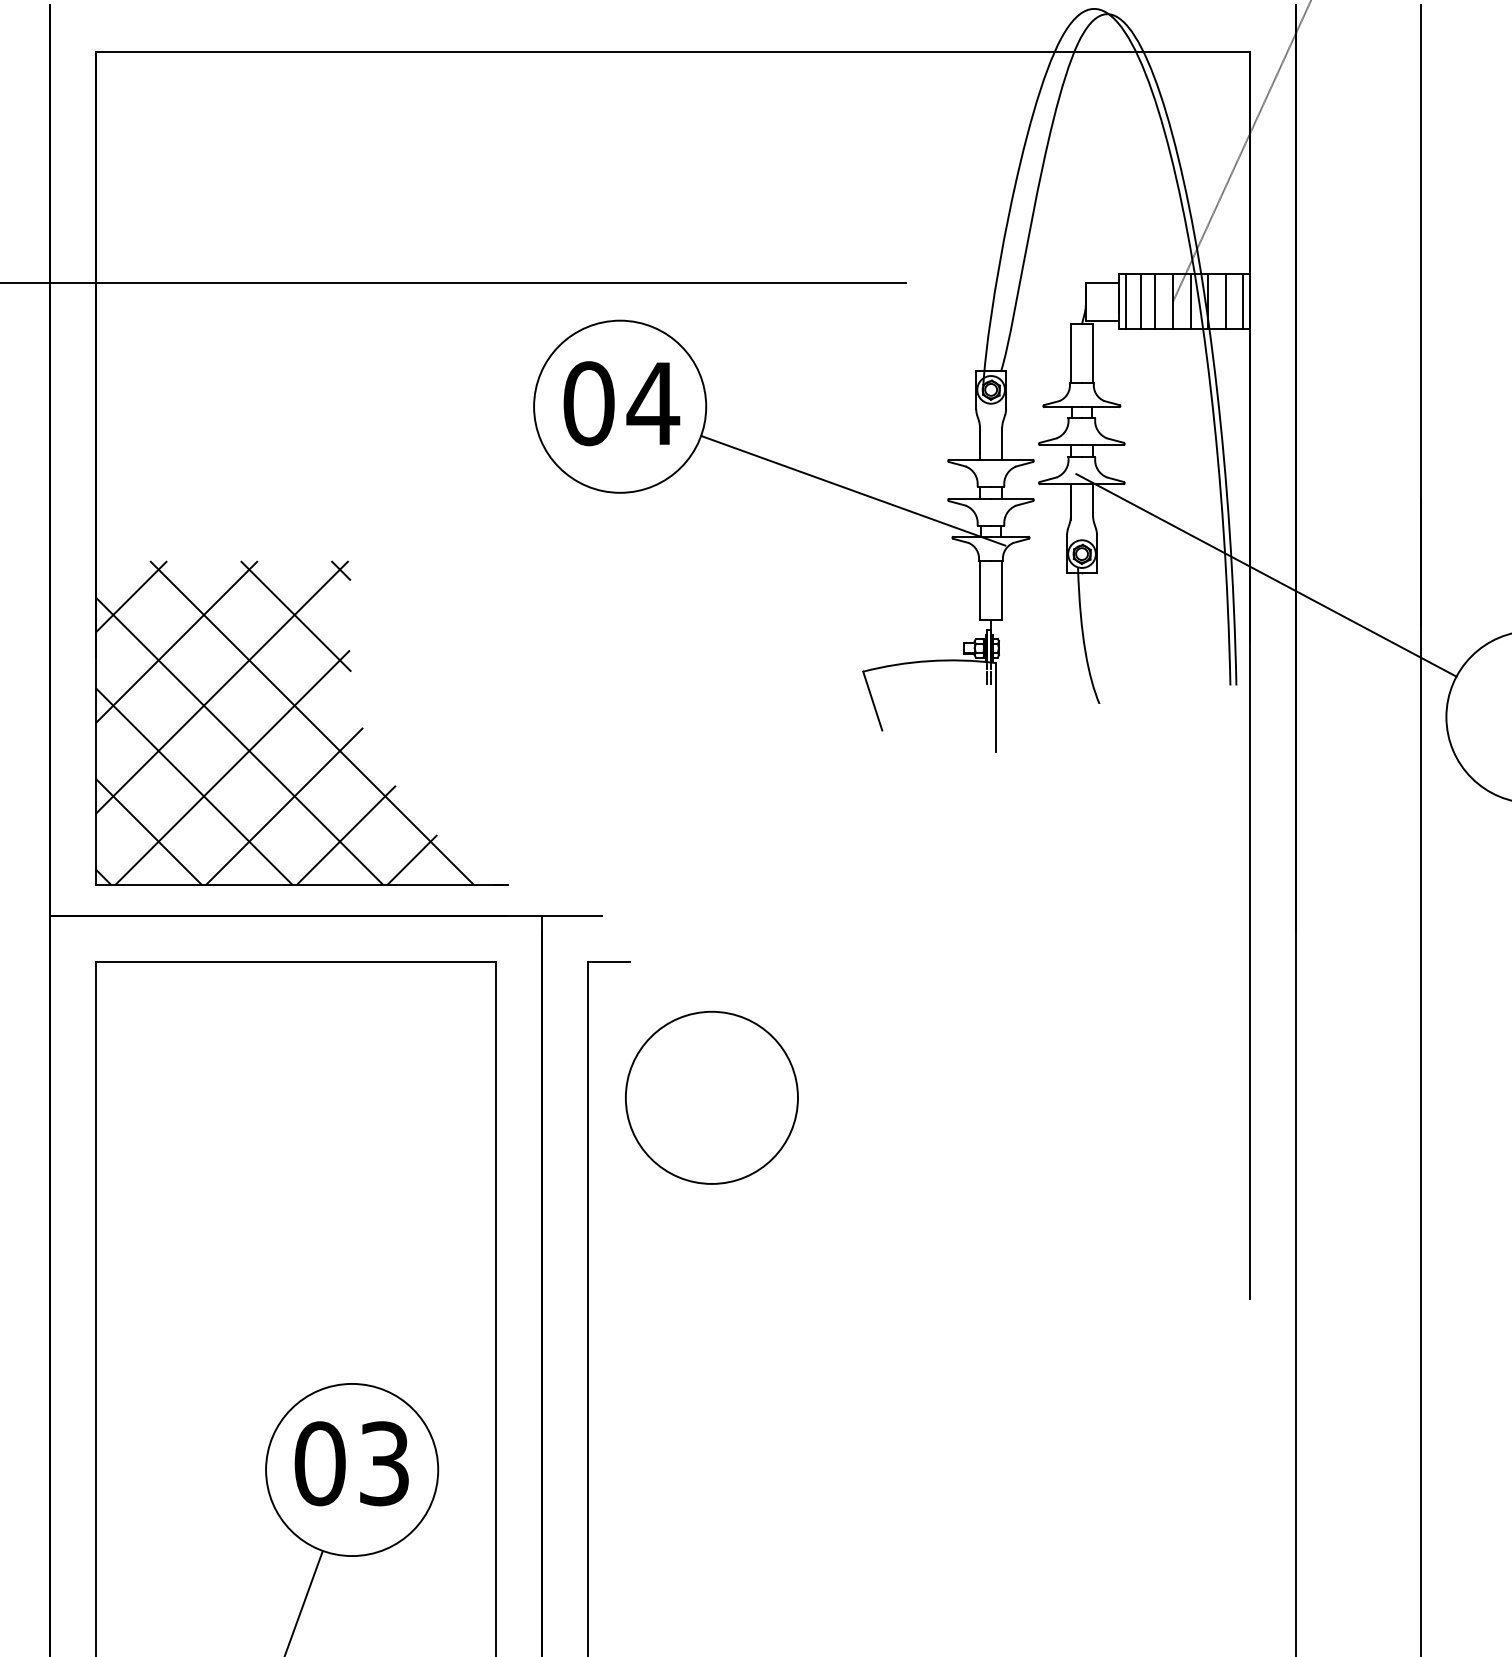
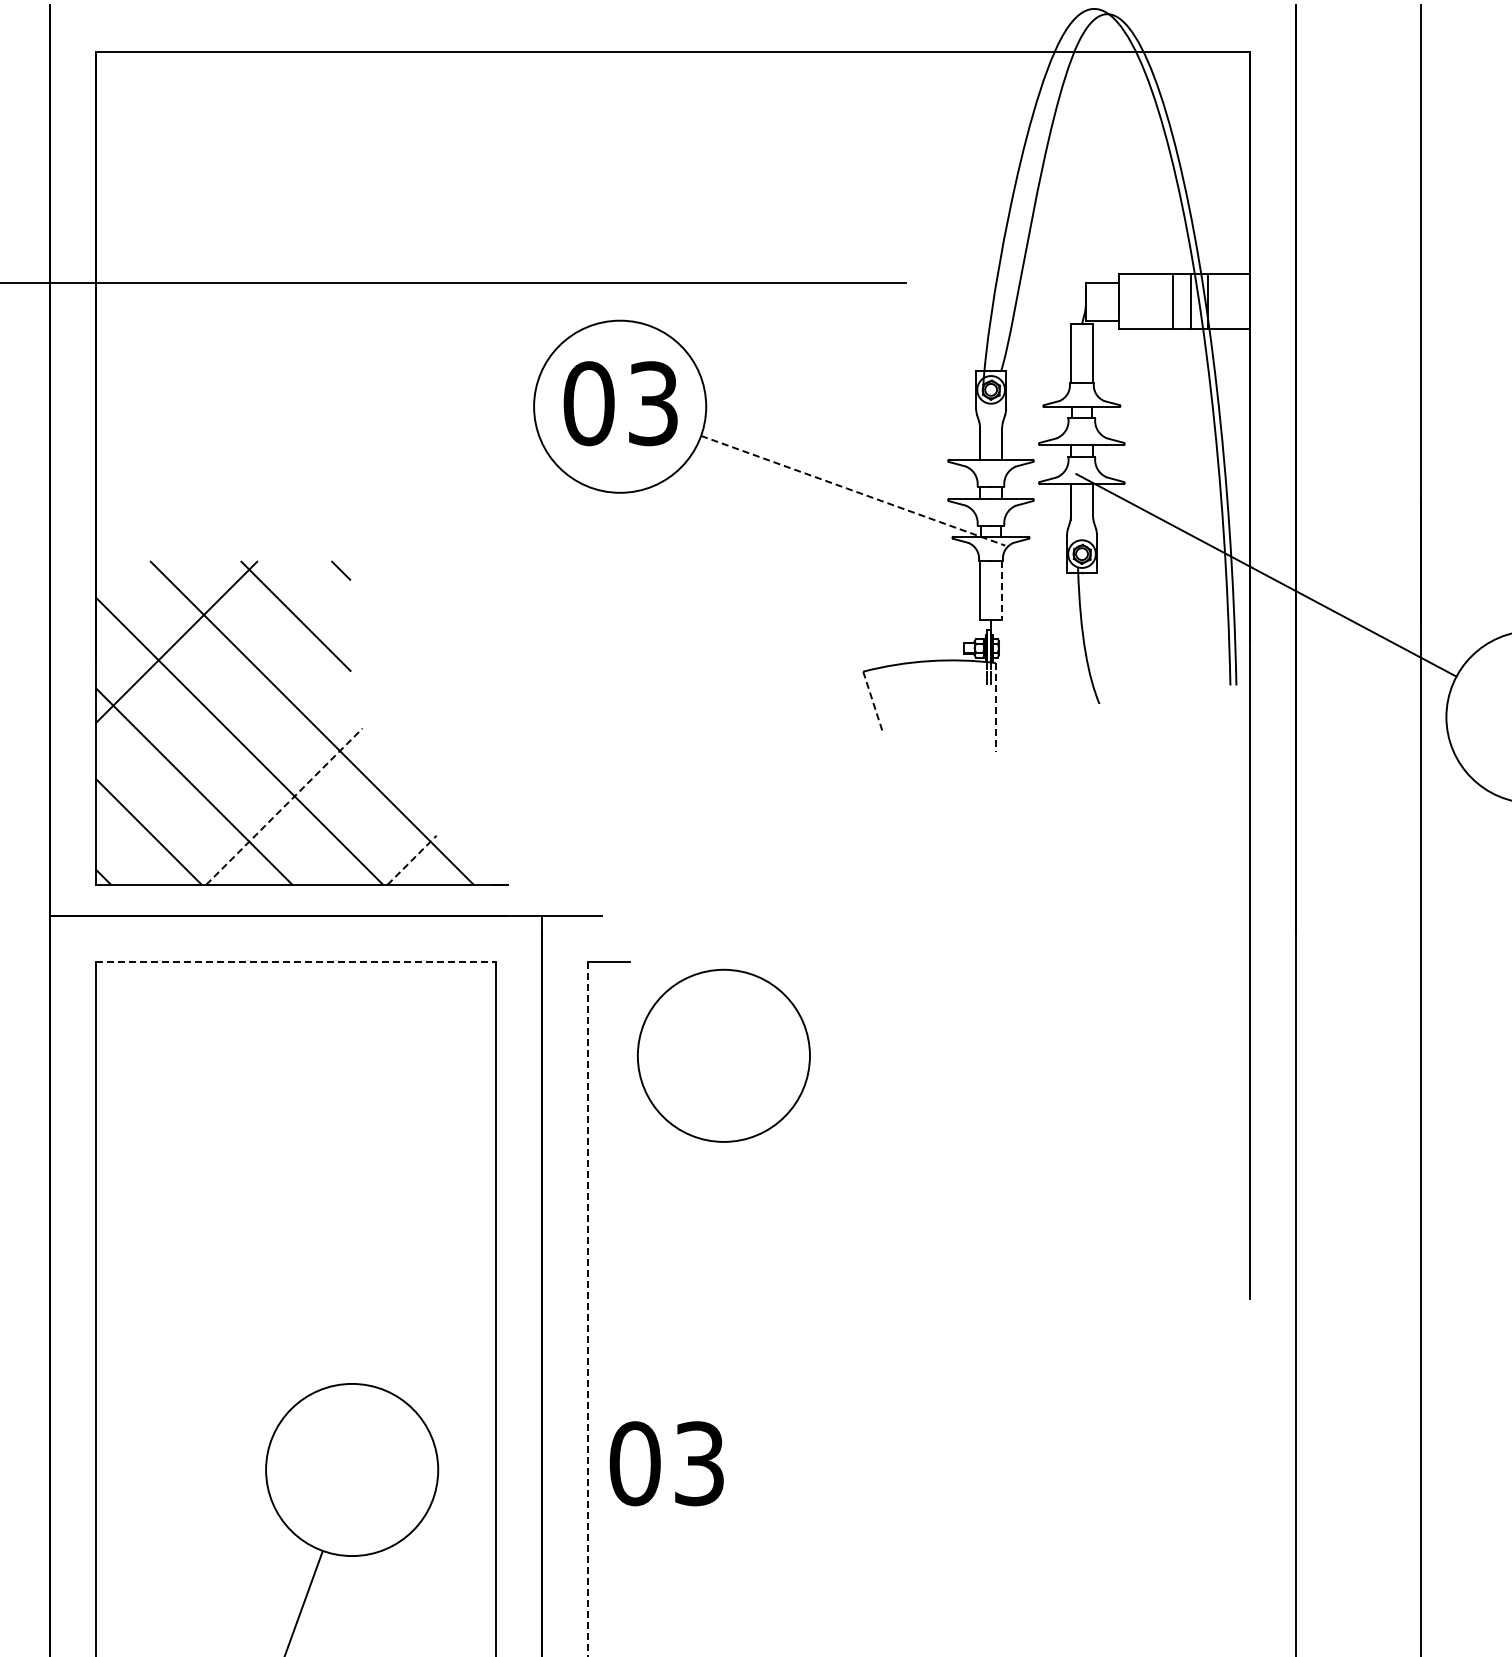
line: present -> none (1241, 151)
line: present -> none (1126, 301)
line: present -> none (1140, 301)
line: present -> none (1155, 301)
line: present -> none (1225, 301)
line: present -> none (1243, 301)
text: 04 -> 03 (653, 403)
line: solid -> dashed (853, 490)
line: solid -> dashed (1002, 591)
line: present -> none (131, 596)
line: present -> none (221, 687)
line: solid -> dashed (872, 701)
line: solid -> dashed (995, 708)
line: present -> none (232, 767)
line: solid -> dashed (284, 806)
line: present -> none (345, 835)
line: solid -> dashed (412, 860)
line: solid -> dashed (295, 962)
circle position: (711, 1097) -> (723, 1055) (723, 1055)
line: solid -> dashed (588, 1309)
text position: (351, 1463) -> (666, 1463) (666, 1463)
